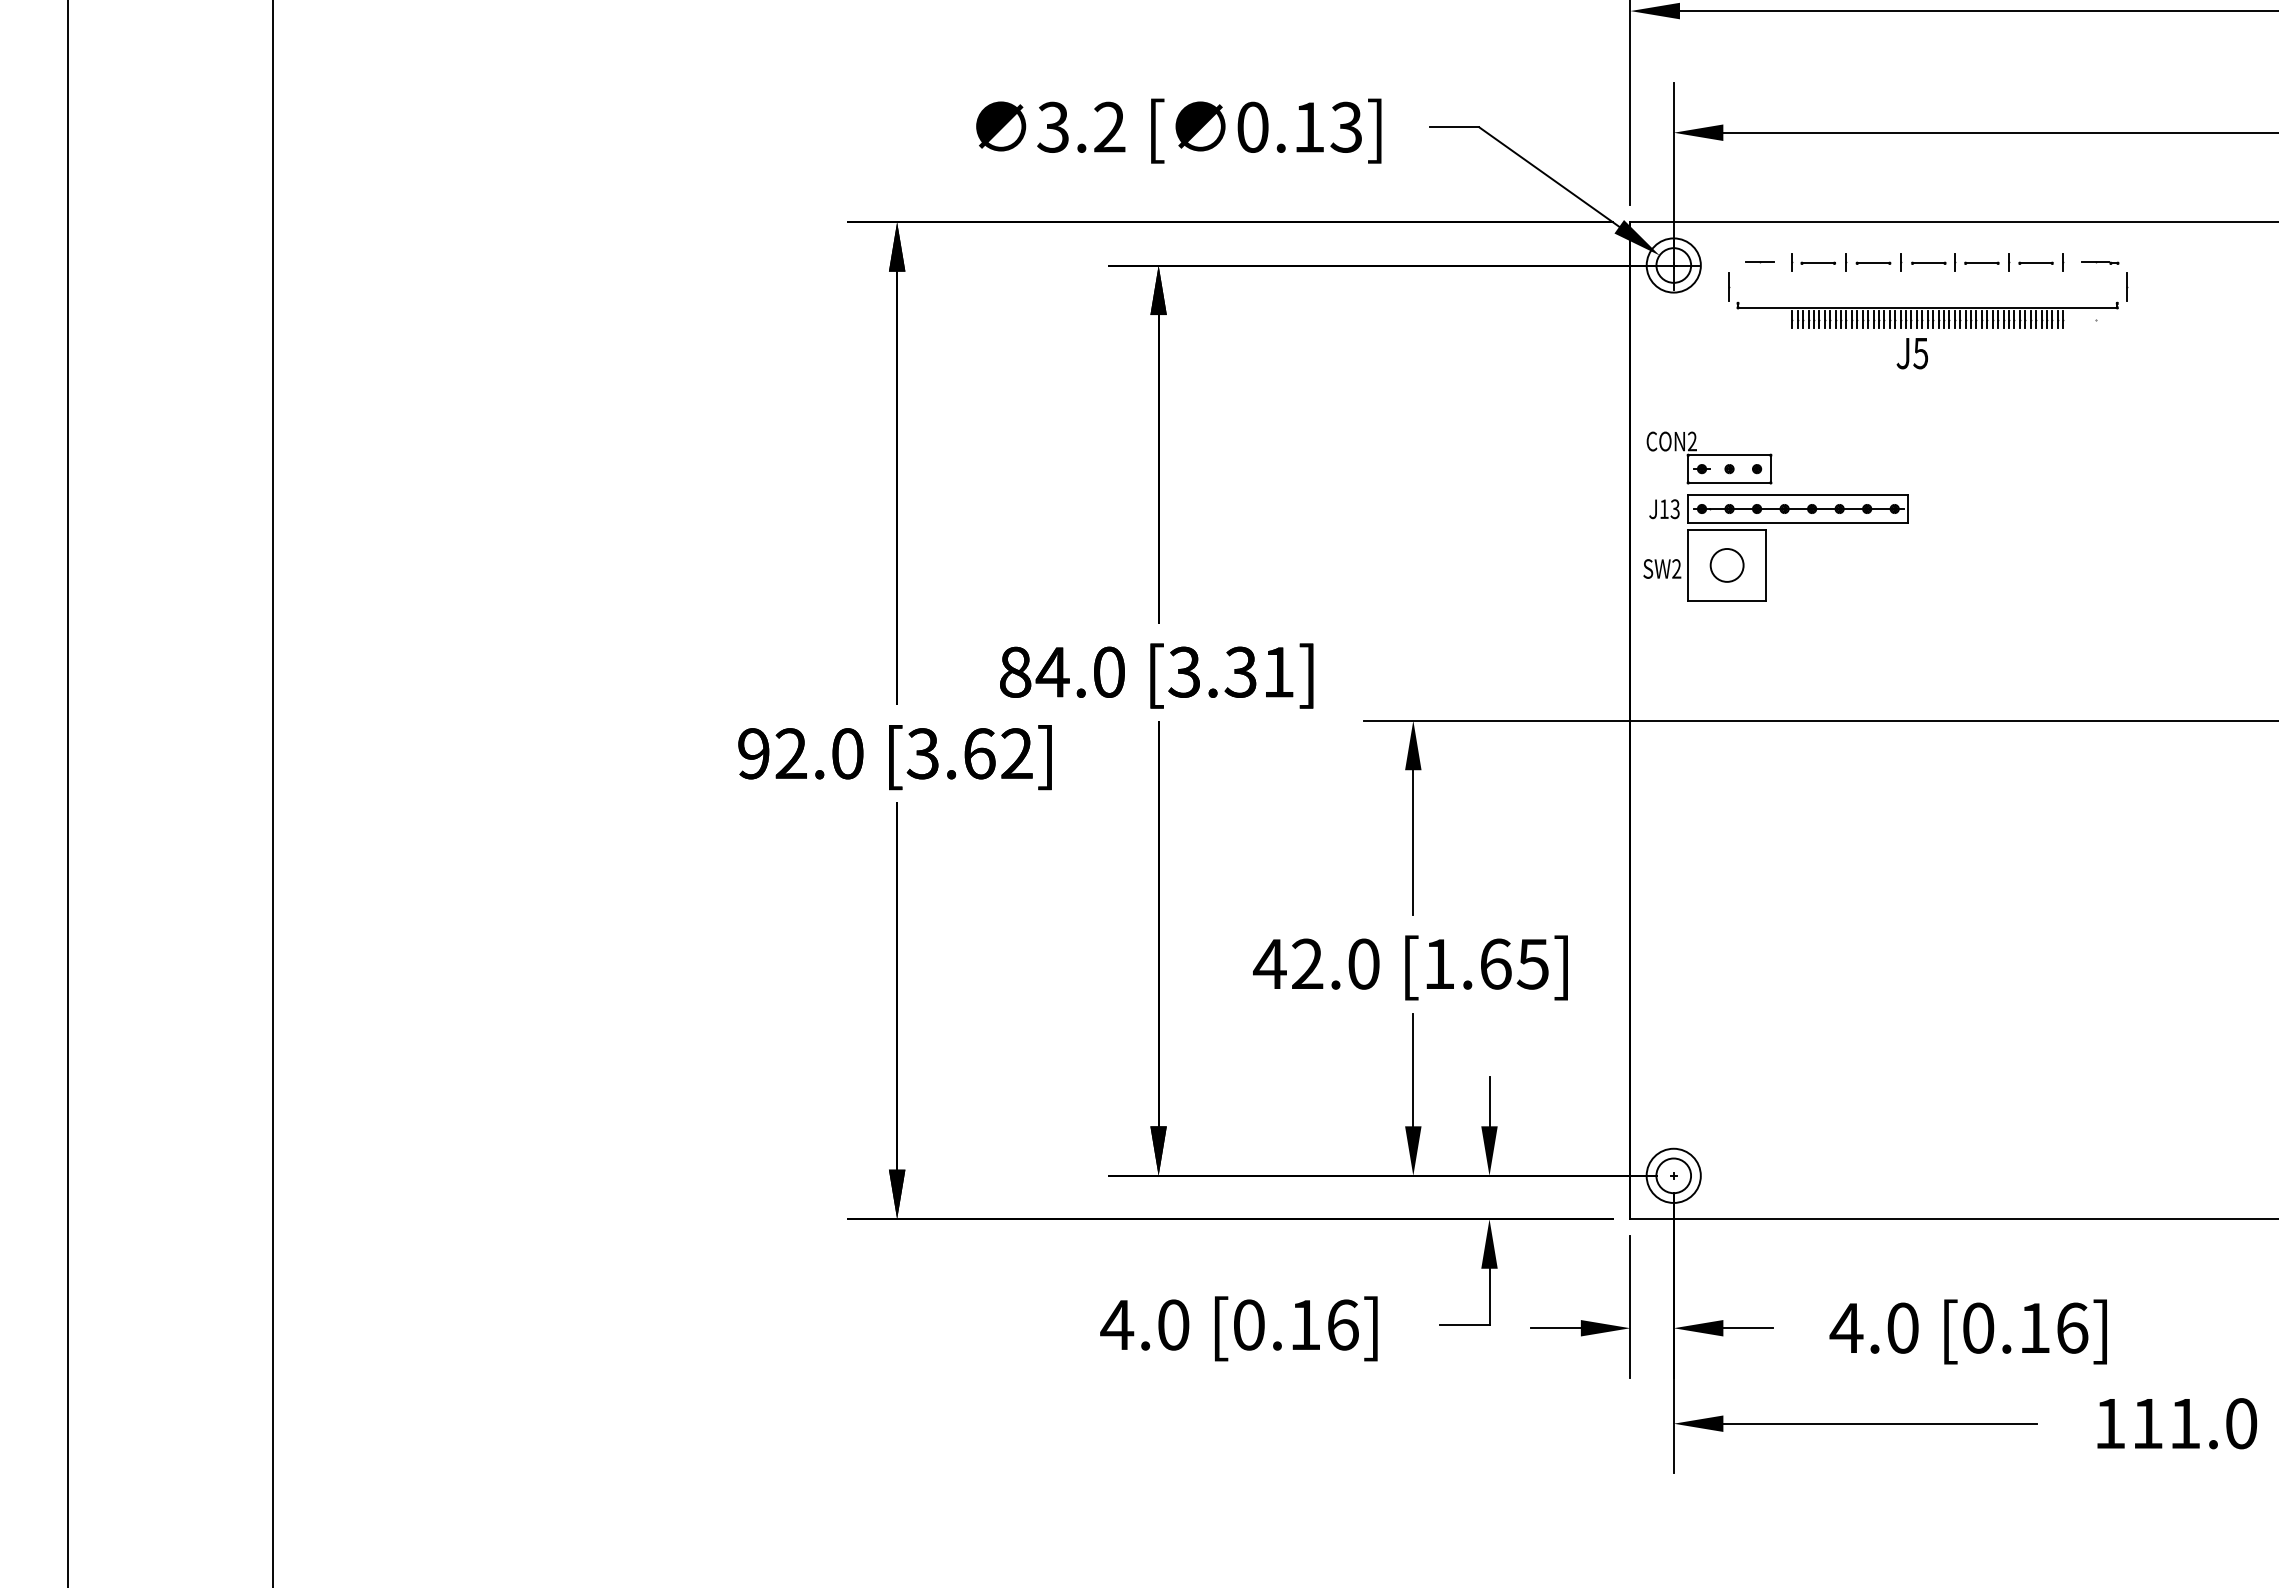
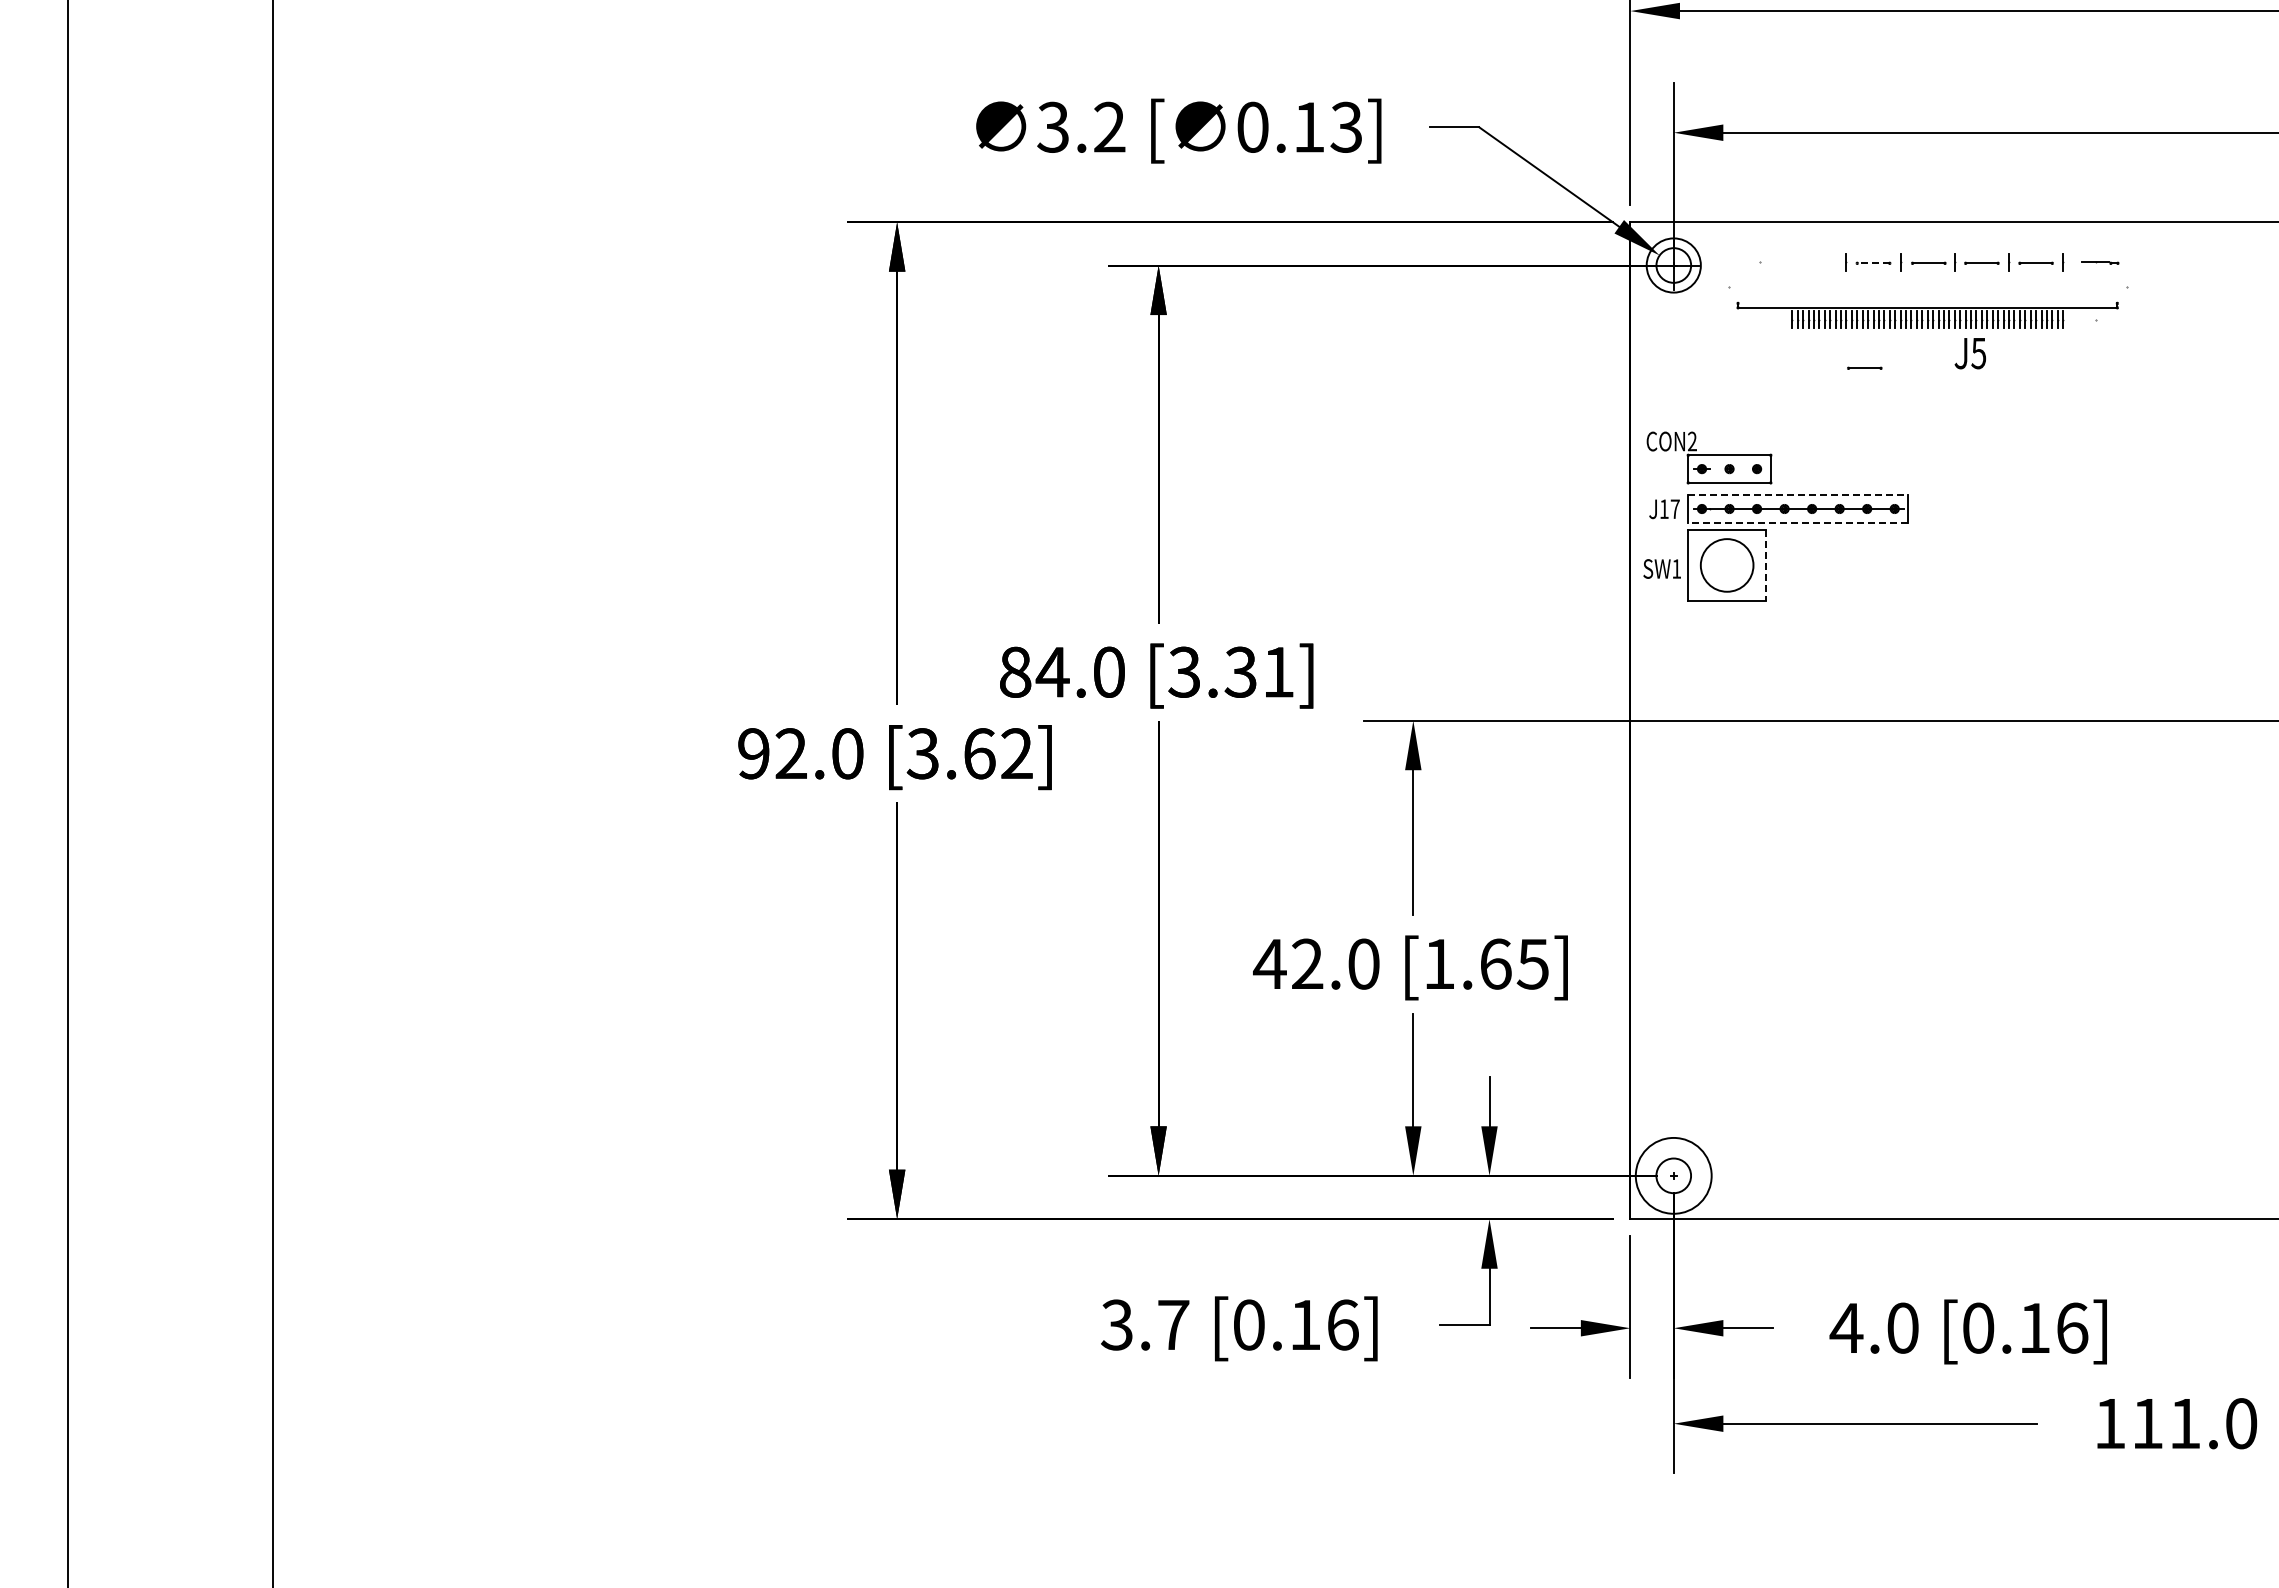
line: present -> none (1759, 262)
part: present -> none (1813, 262)
line: solid -> dashed (1873, 263)
line: present -> none (1728, 286)
line: present -> none (2126, 286)
text position: (1911, 353) -> (1969, 353) (1969, 353)
part: none -> present (1864, 367)
line: solid -> dashed (1798, 495)
text: J13 -> J17 (1674, 509)
line: solid -> dashed (1797, 522)
circle diameter: 33 px -> 53 px (1726, 565)
line: solid -> dashed (1766, 565)
text: SW2 -> SW1 (1676, 568)
circle diameter: 54 px -> 76 px (1673, 1175)
text: 4.0 -> 3.7 (1144, 1324)
